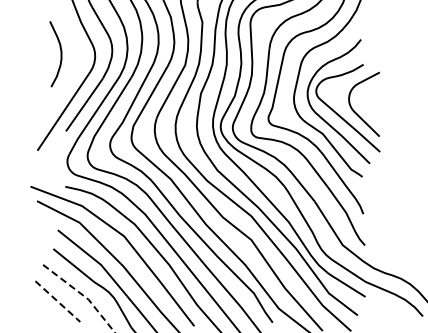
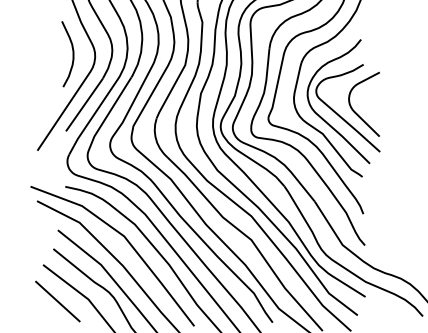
curve position: (60, 54) -> (72, 54) (72, 54)
line: dashed -> solid (83, 295)
line: dashed -> solid (58, 301)
